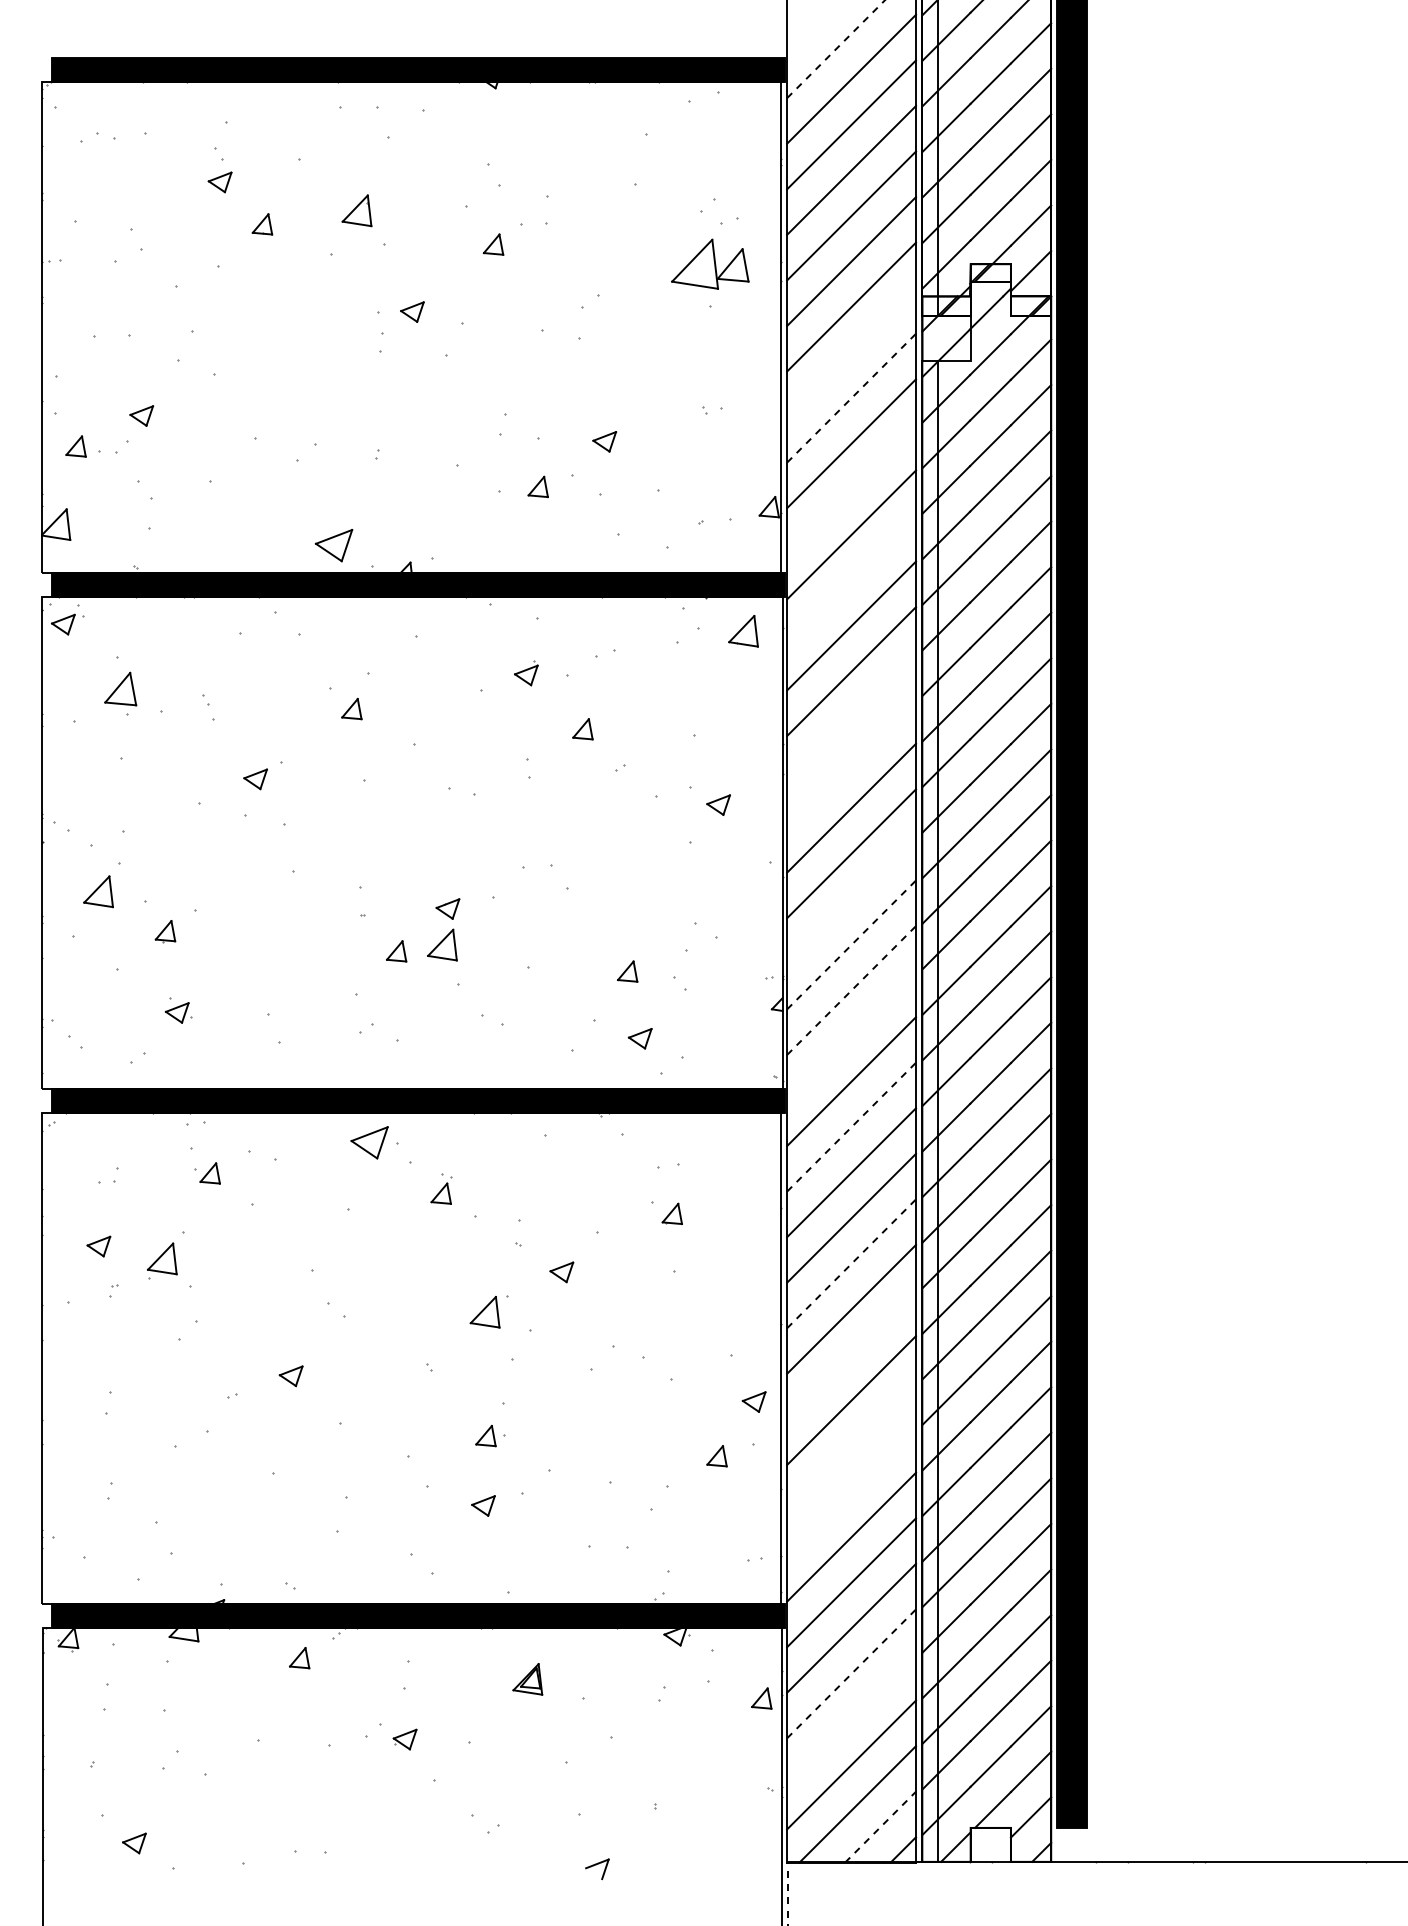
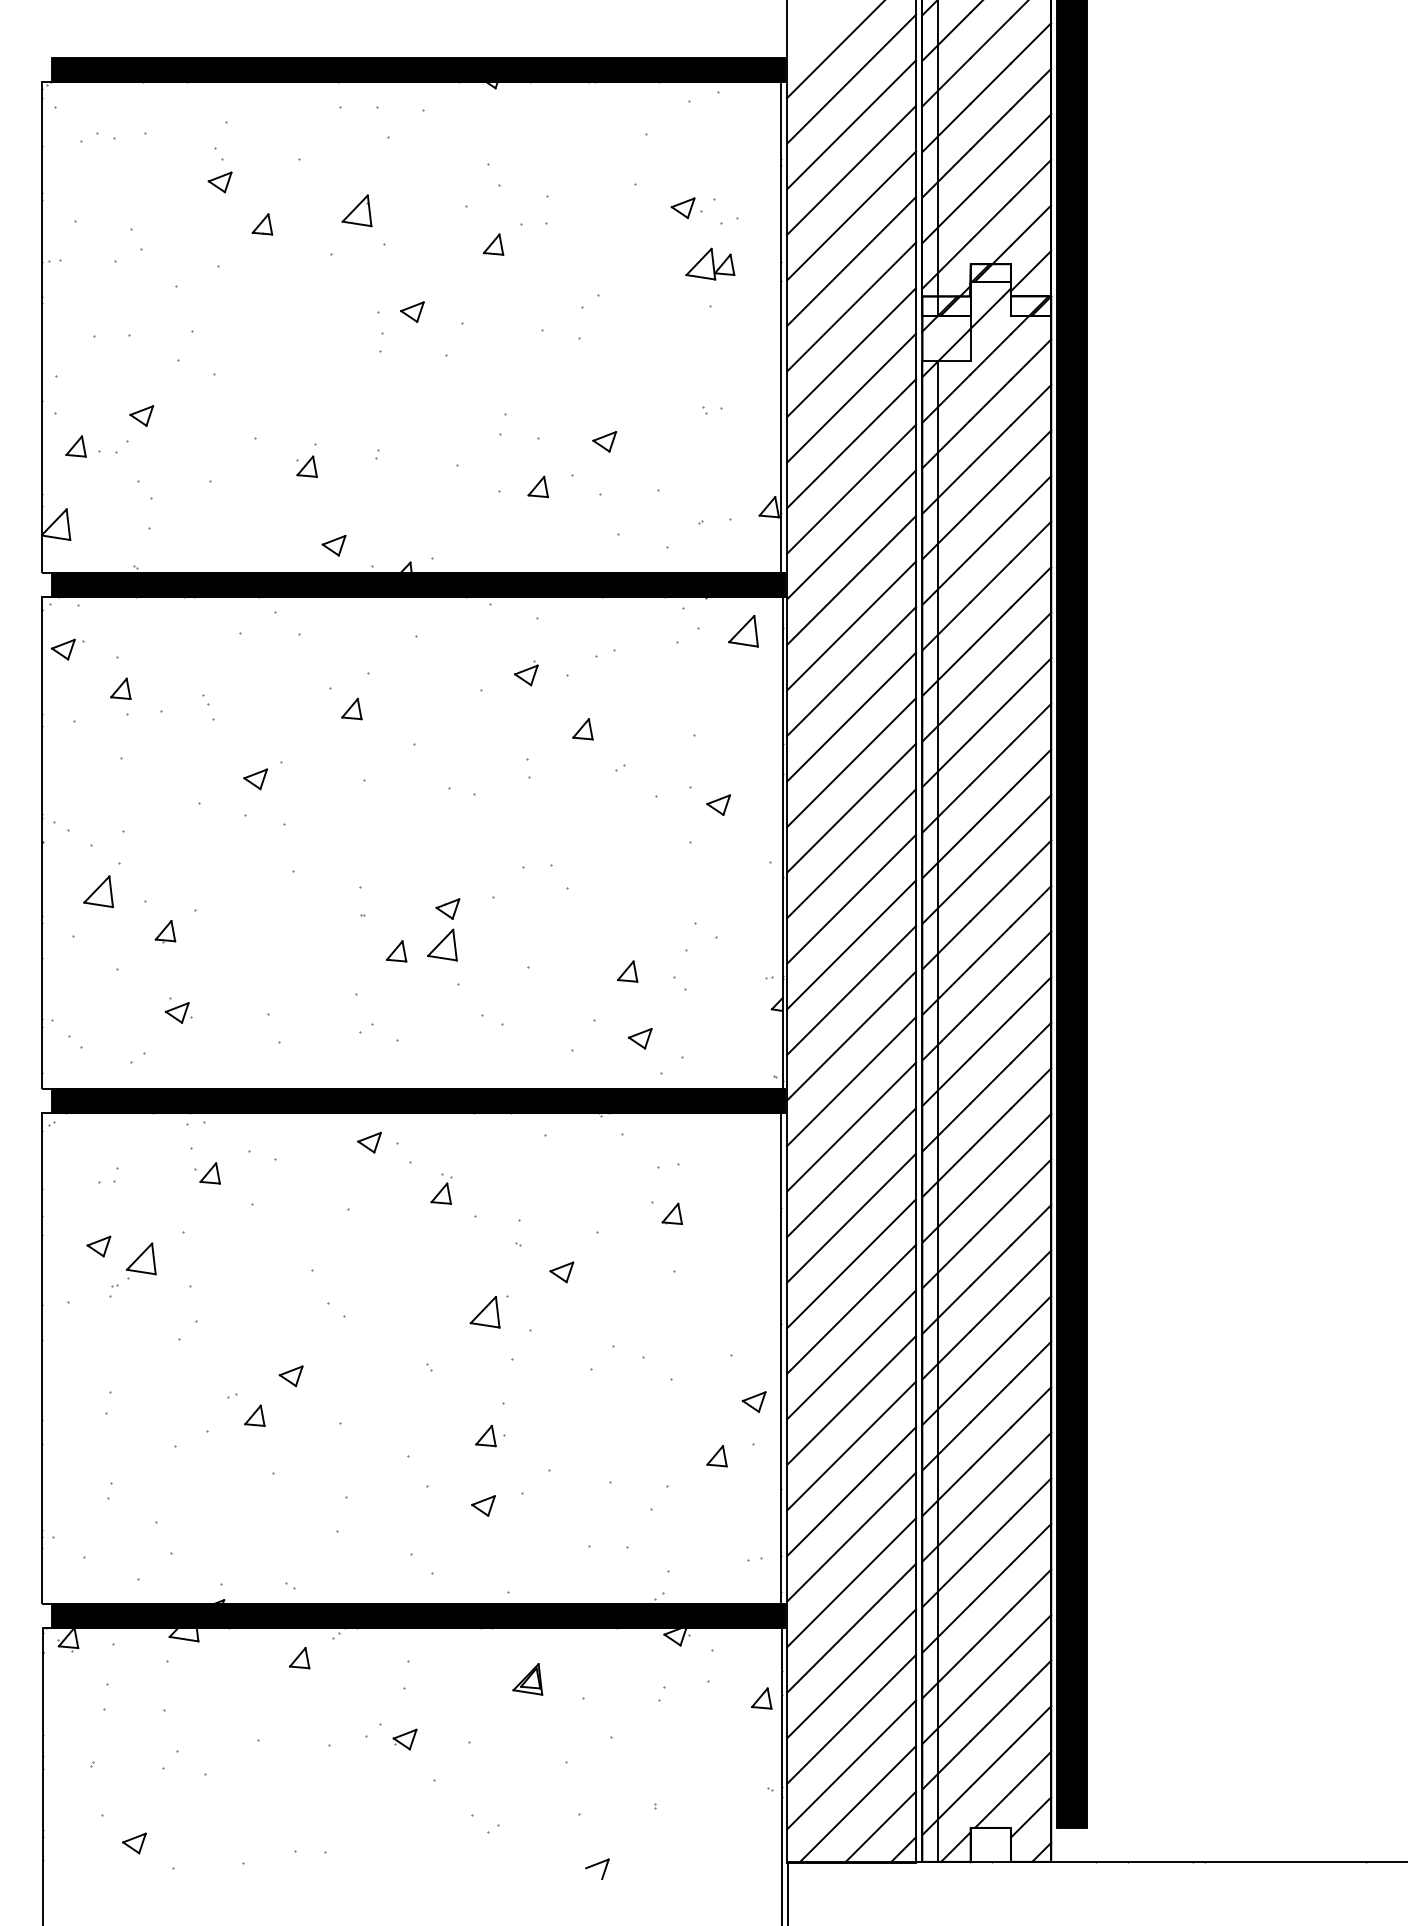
line: dashed -> solid (836, 48)
part: none -> present (682, 208)
part size: 79x52 px -> 51x34 px (710, 263)
line: none -> present (851, 352)
line: dashed -> solid (851, 397)
part: none -> present (306, 466)
line: none -> present (851, 488)
part size: 40x34 px -> 26x22 px (333, 545)
line: none -> present (851, 580)
part position: (67, 624) -> (67, 649) (67, 649)
part size: 34x36 px -> 22x23 px (120, 688)
line: none -> present (851, 716)
line: none -> present (851, 762)
line: none -> present (851, 898)
line: dashed -> solid (851, 944)
line: dashed -> solid (851, 990)
line: none -> present (851, 1035)
line: dashed -> solid (851, 1126)
part size: 39x34 px -> 25x23 px (369, 1142)
part position: (162, 1260) -> (141, 1260) (141, 1260)
line: dashed -> solid (851, 1263)
line: none -> present (851, 1354)
part: none -> present (254, 1415)
line: none -> present (851, 1445)
line: none -> present (851, 1491)
line: dashed -> solid (851, 1673)
line: none -> present (851, 1718)
line: dashed -> solid (880, 1826)
line: dashed -> solid (787, 1893)
